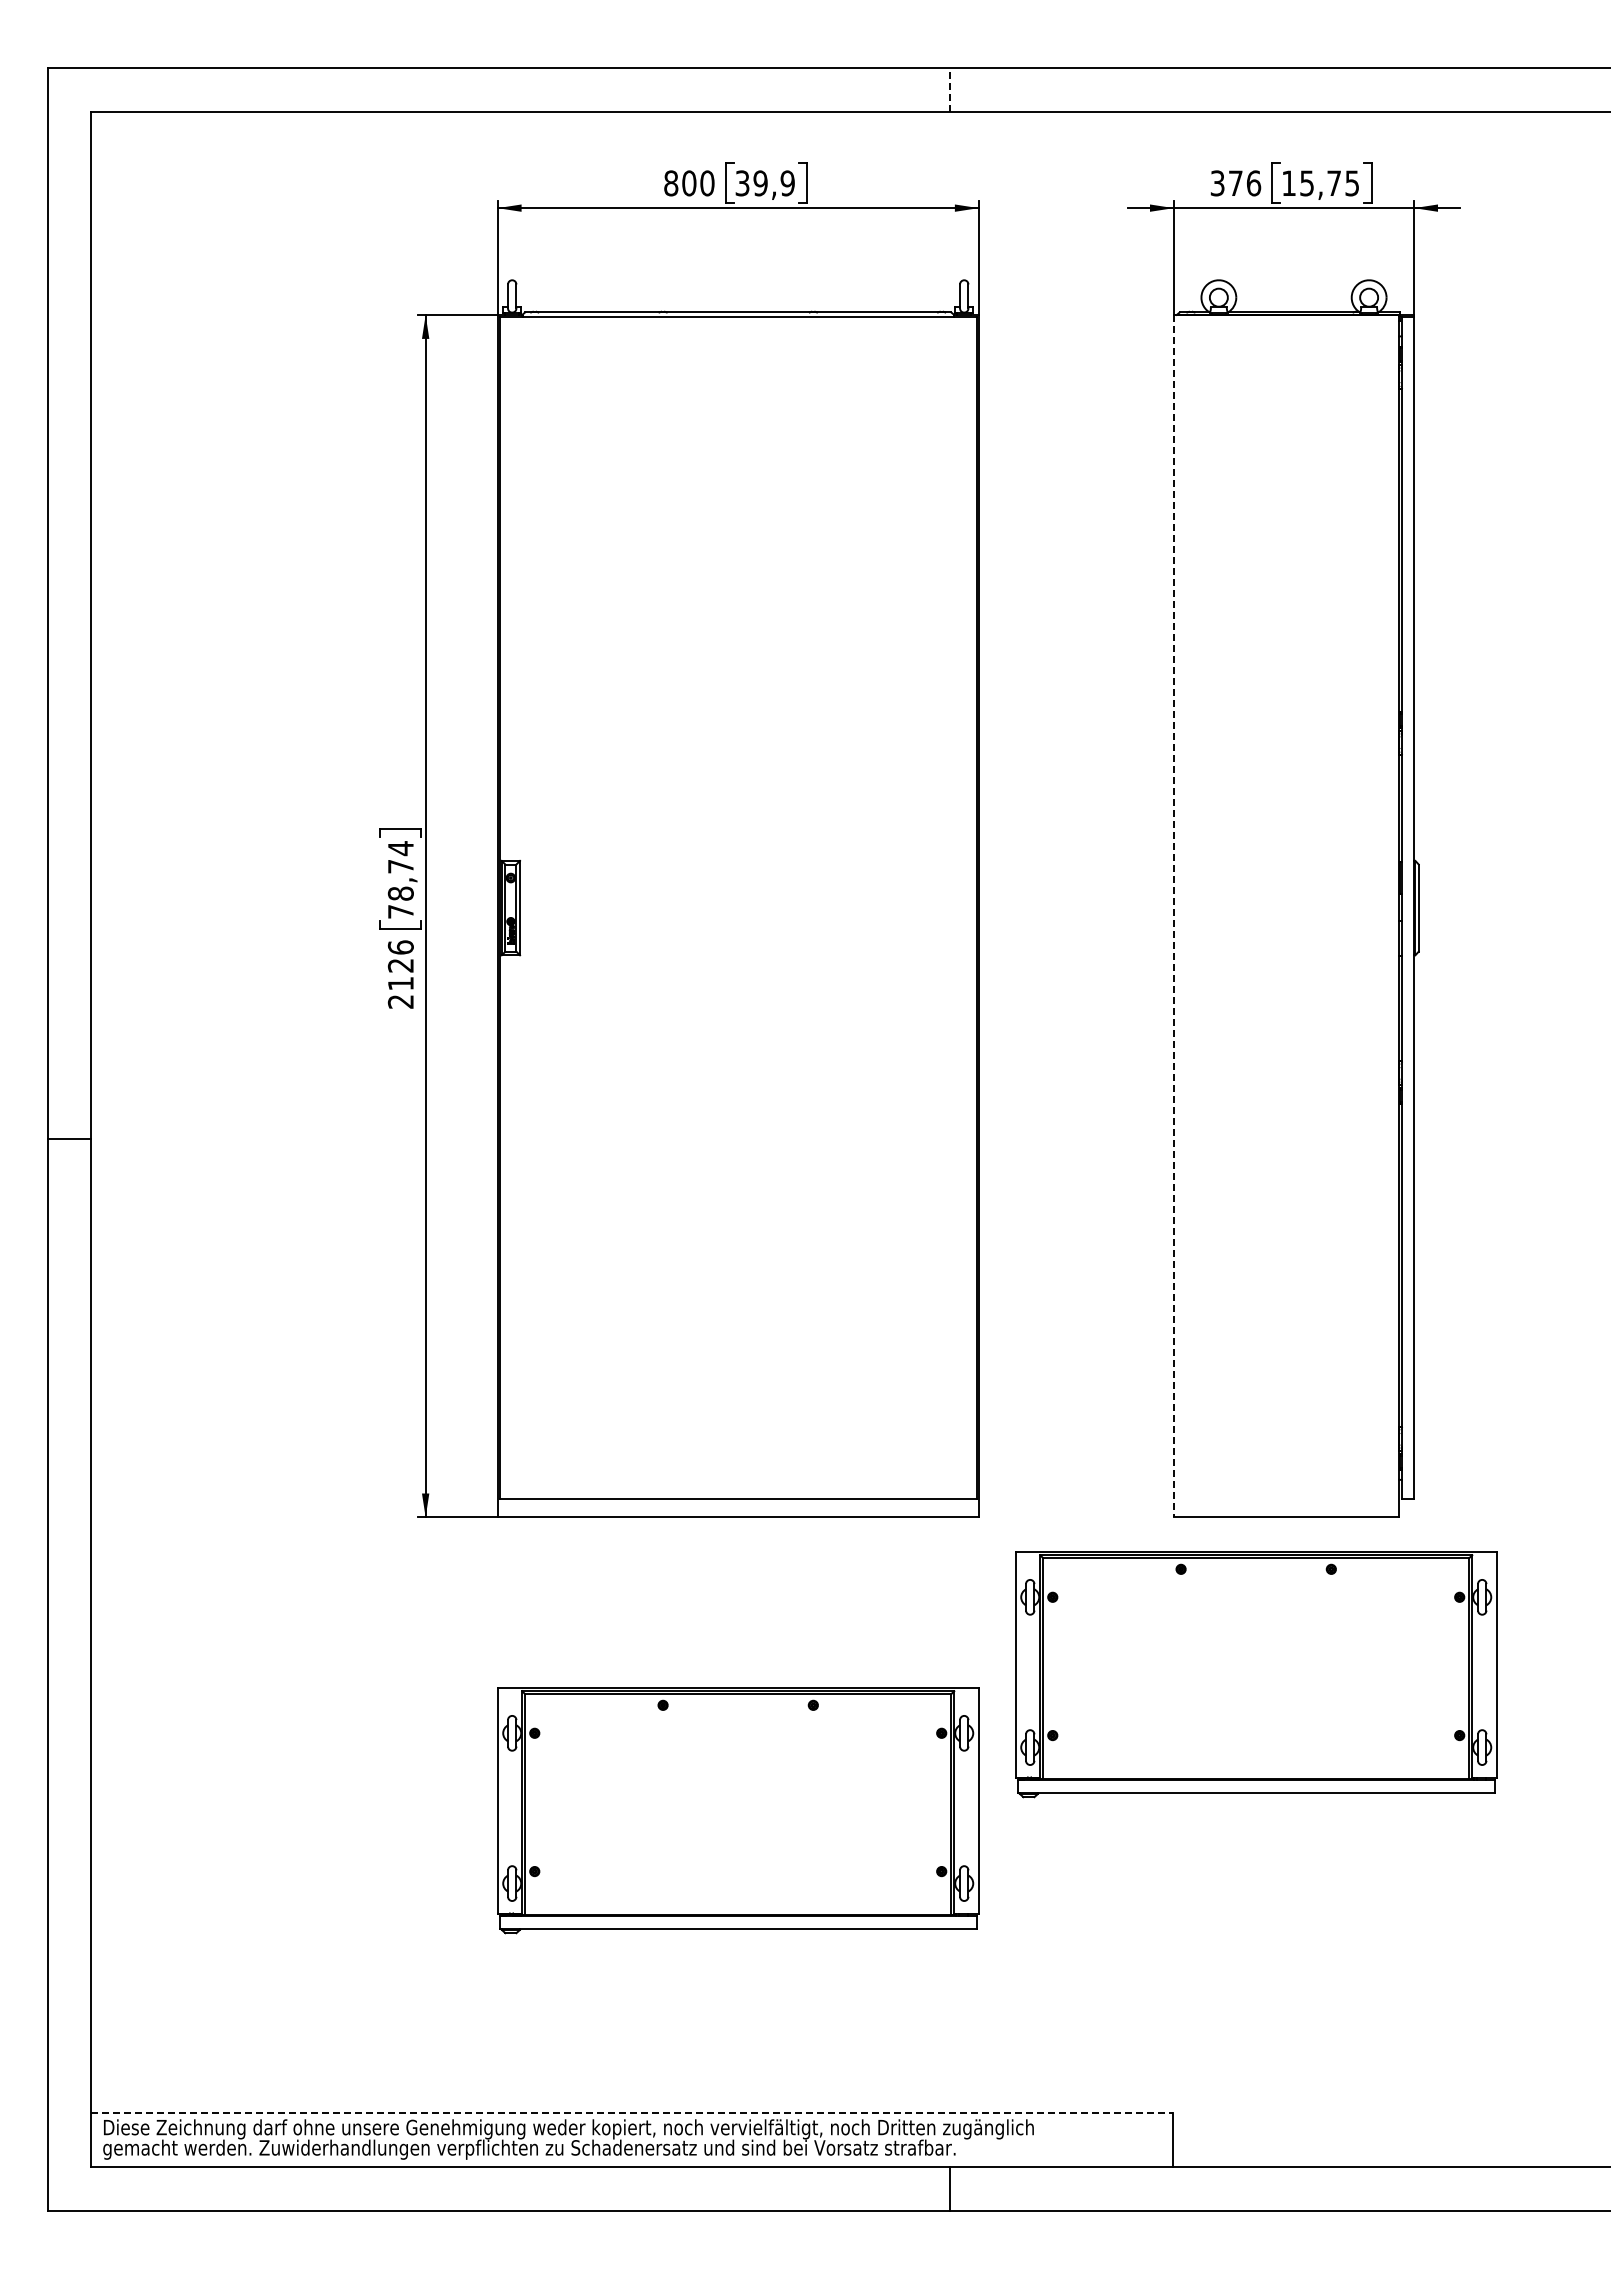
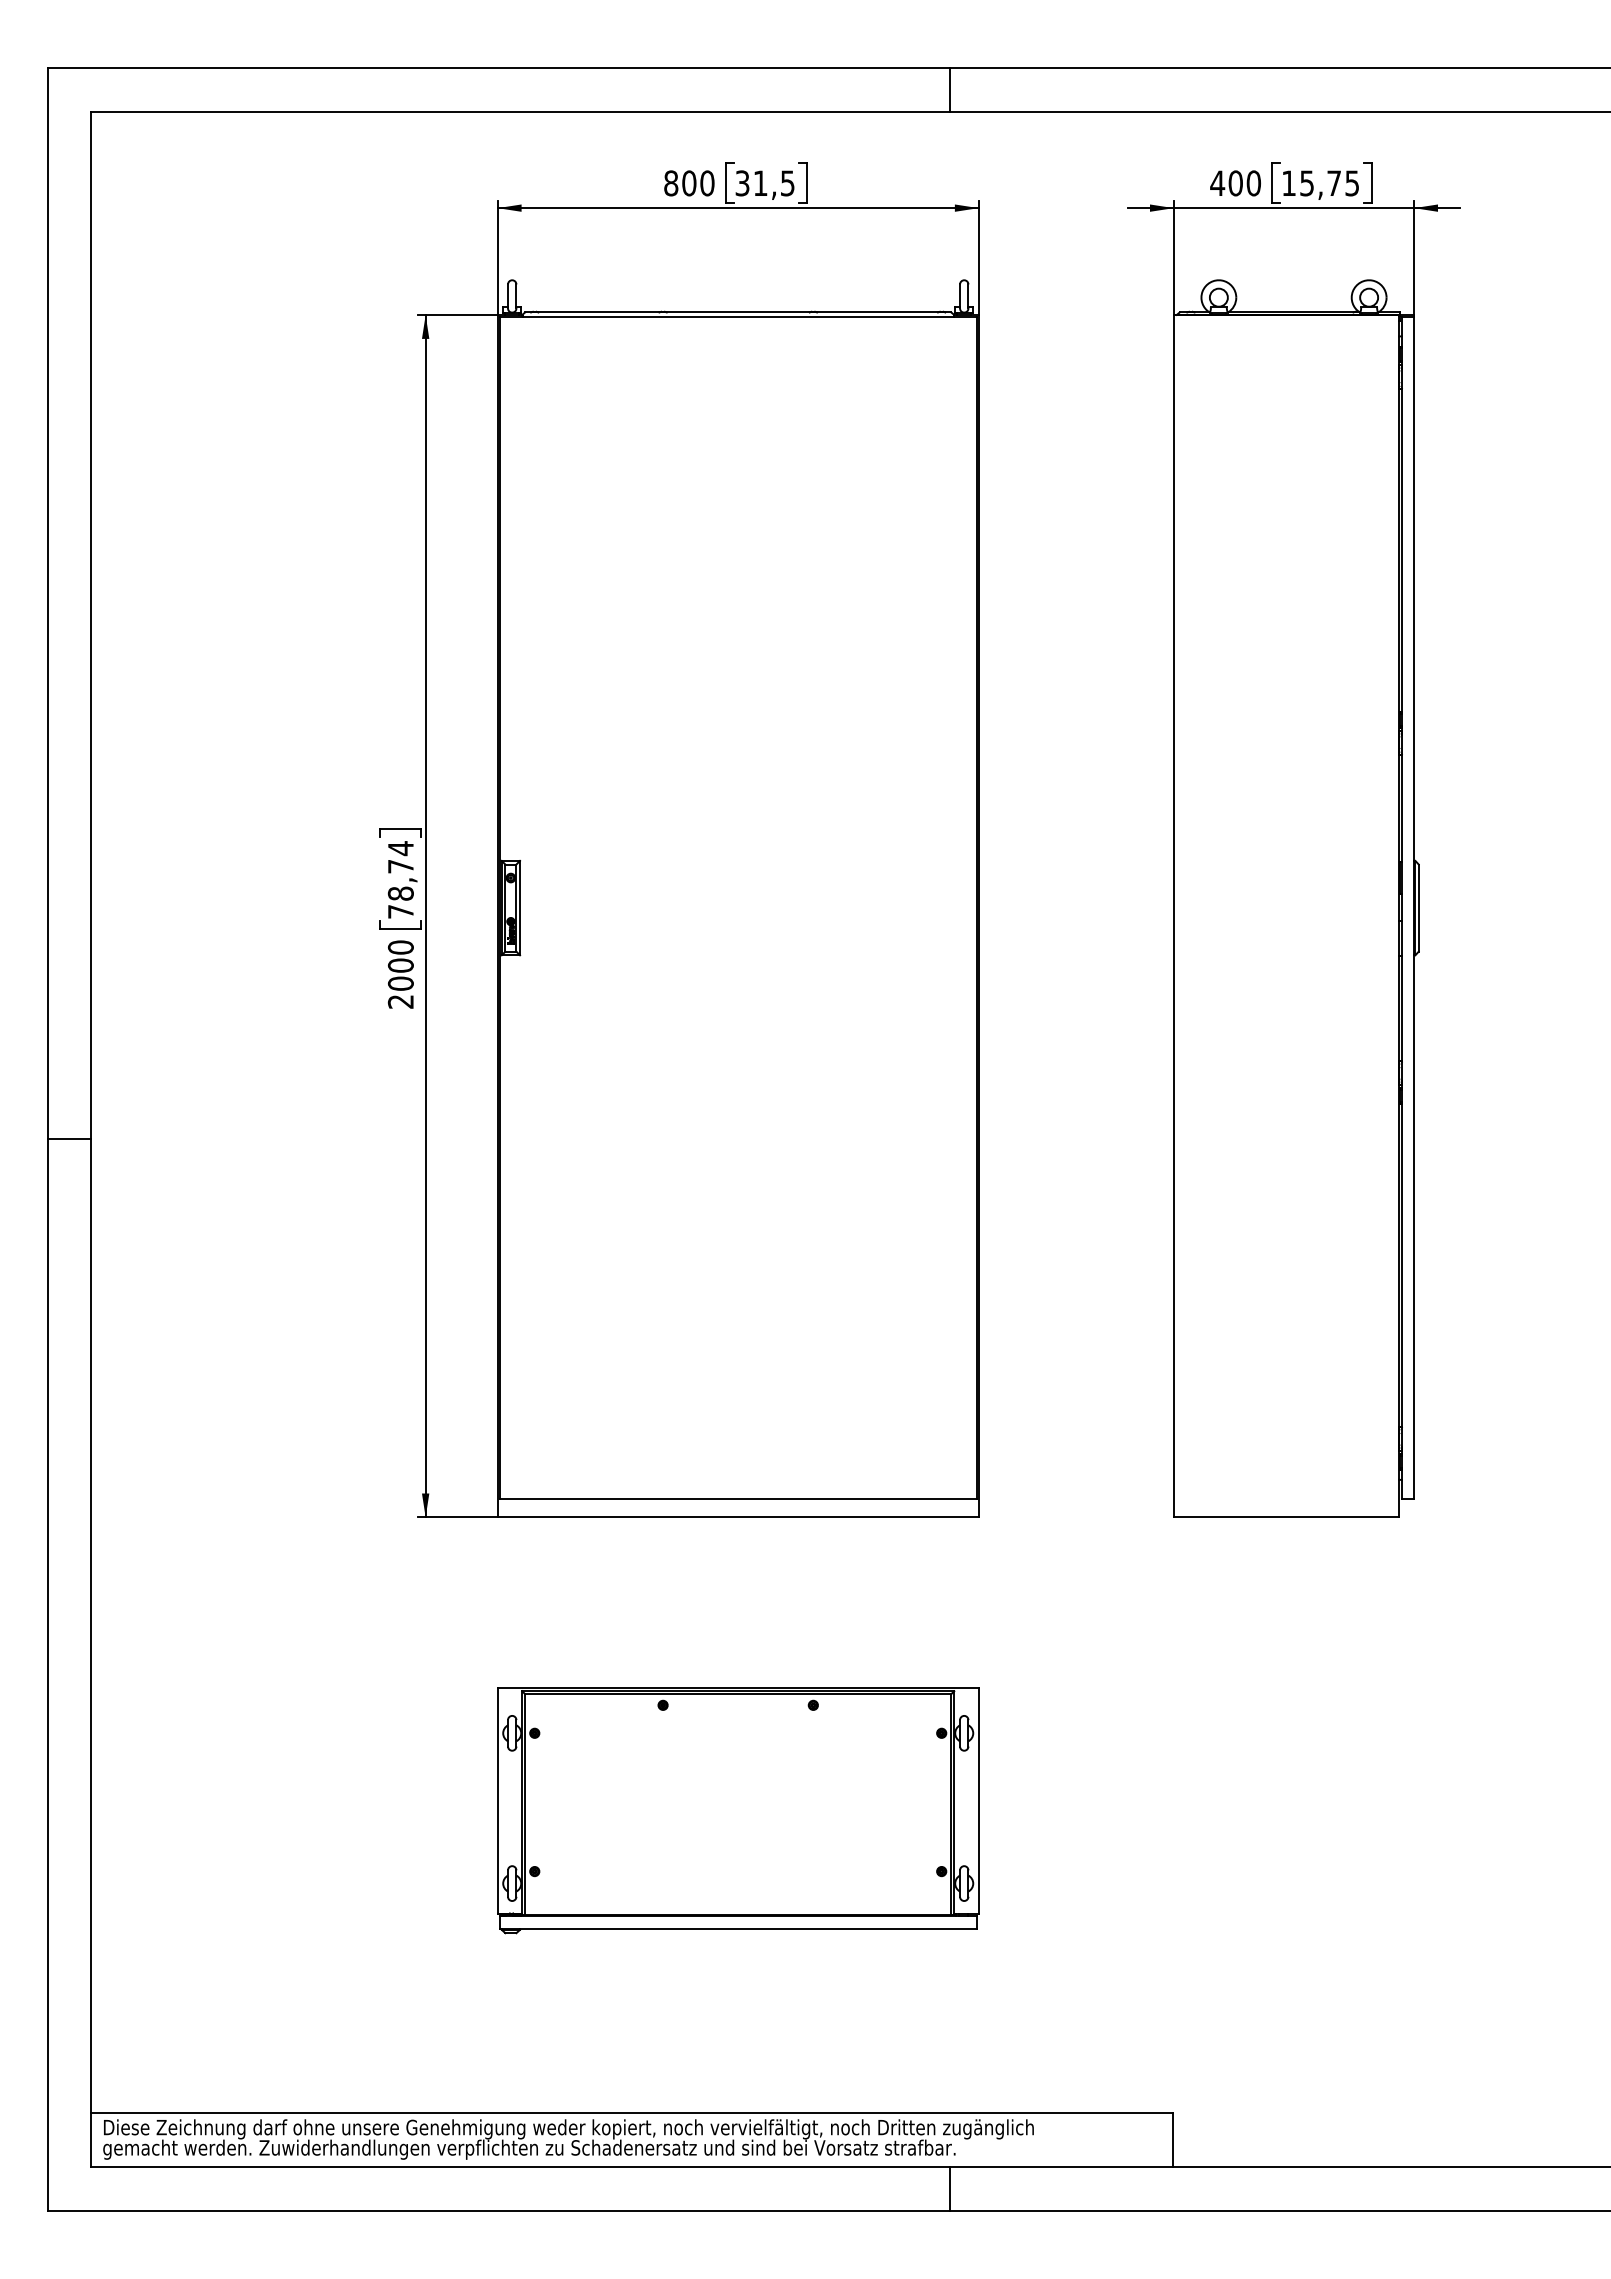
line: dashed -> solid (949, 90)
text: 39,9 -> 31,5 (773, 183)
text: 376 -> 400 (1235, 183)
line: dashed -> solid (1173, 916)
text: 2126 -> 2000 (400, 965)
part: present -> none (1256, 1674)
line: dashed -> solid (632, 2113)
